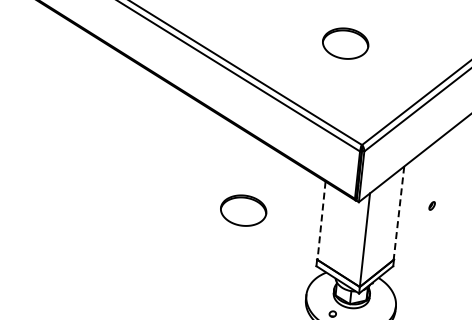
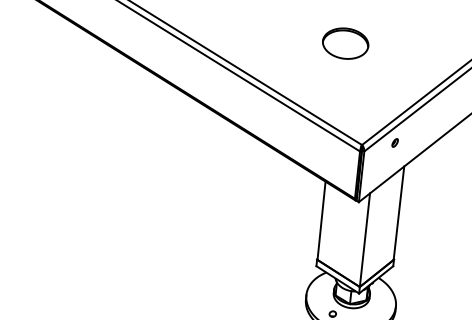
part position: (431, 205) -> (394, 142) (394, 142)
part: present -> none (243, 210)
line: dashed -> solid (398, 213)
line: dashed -> solid (321, 221)
